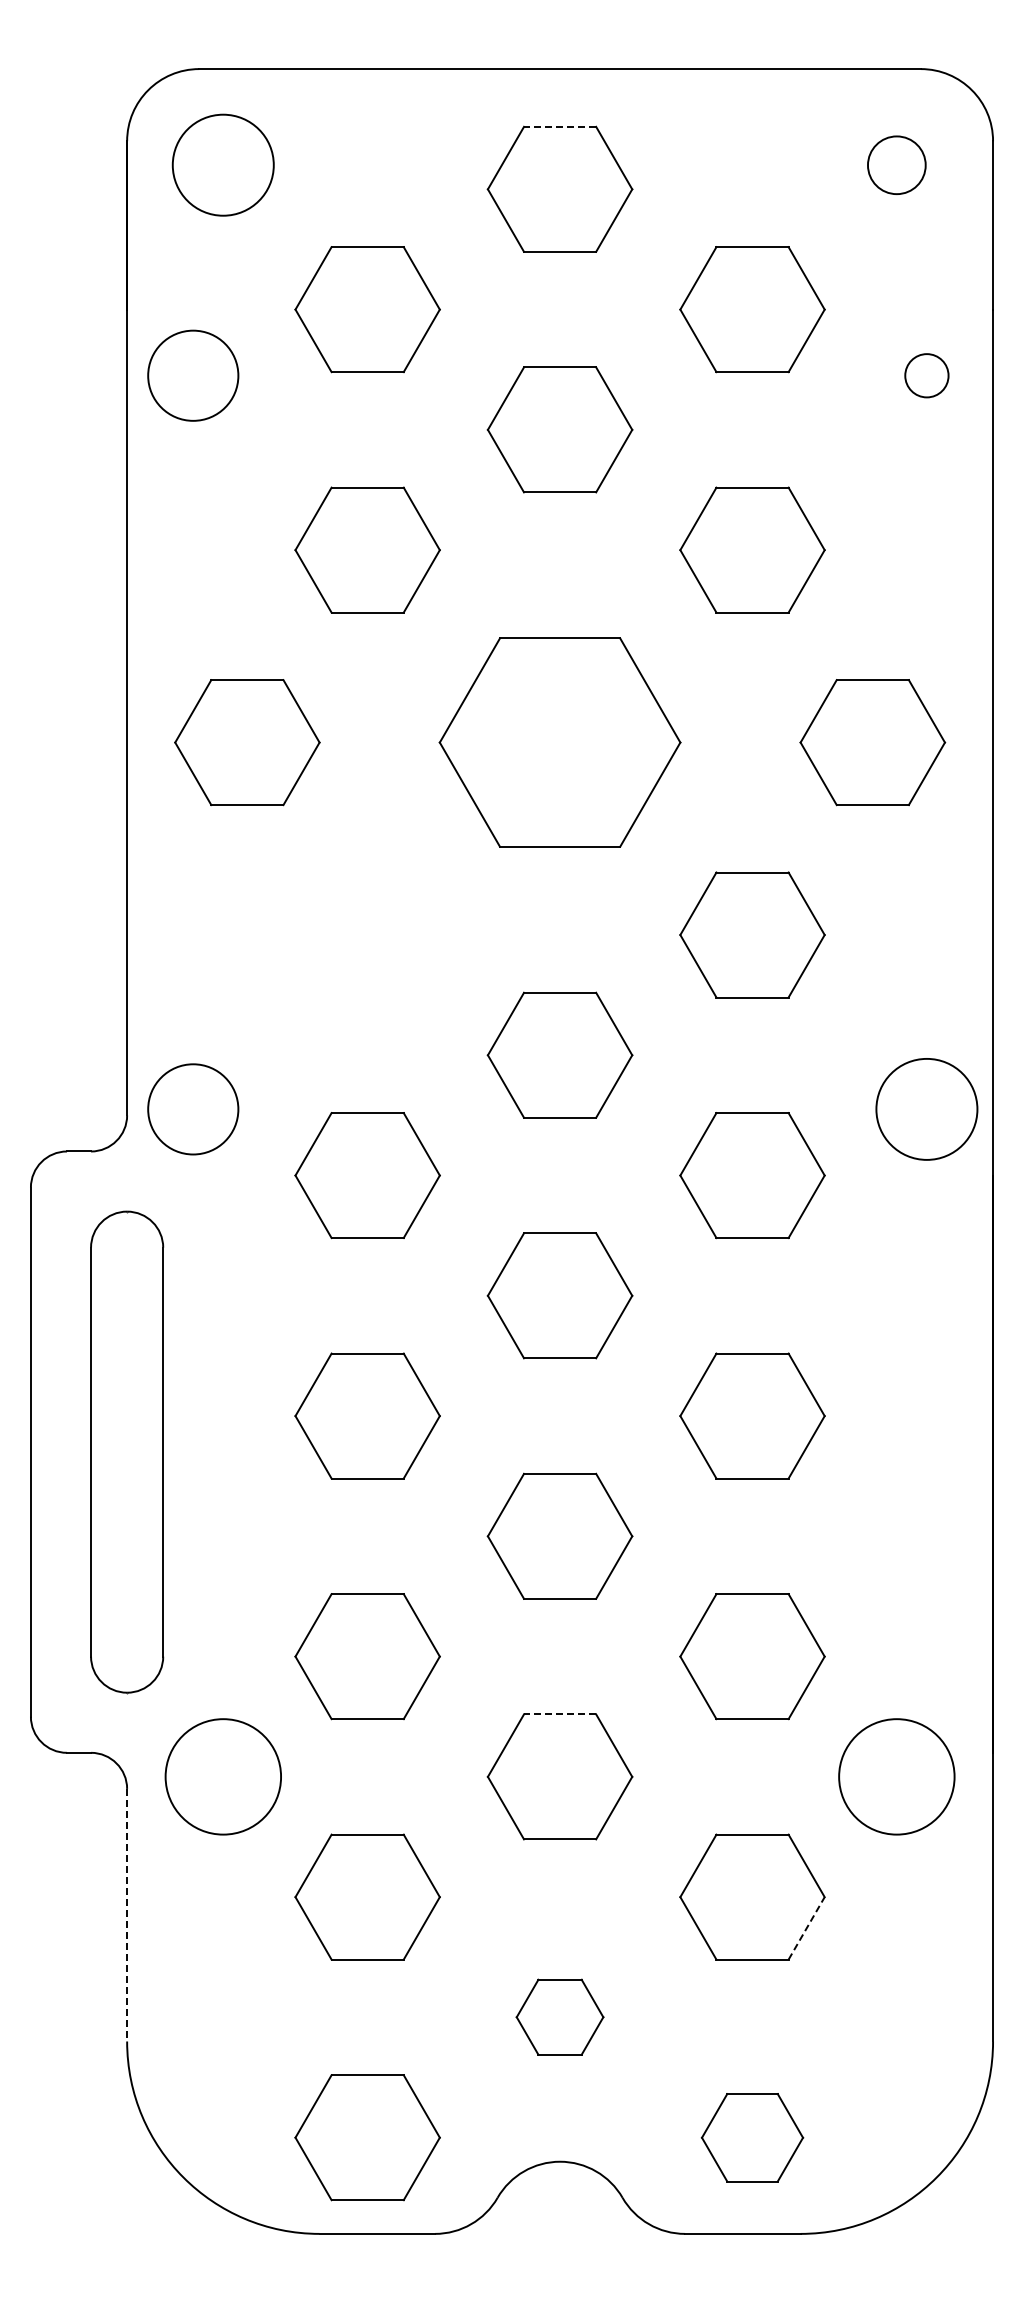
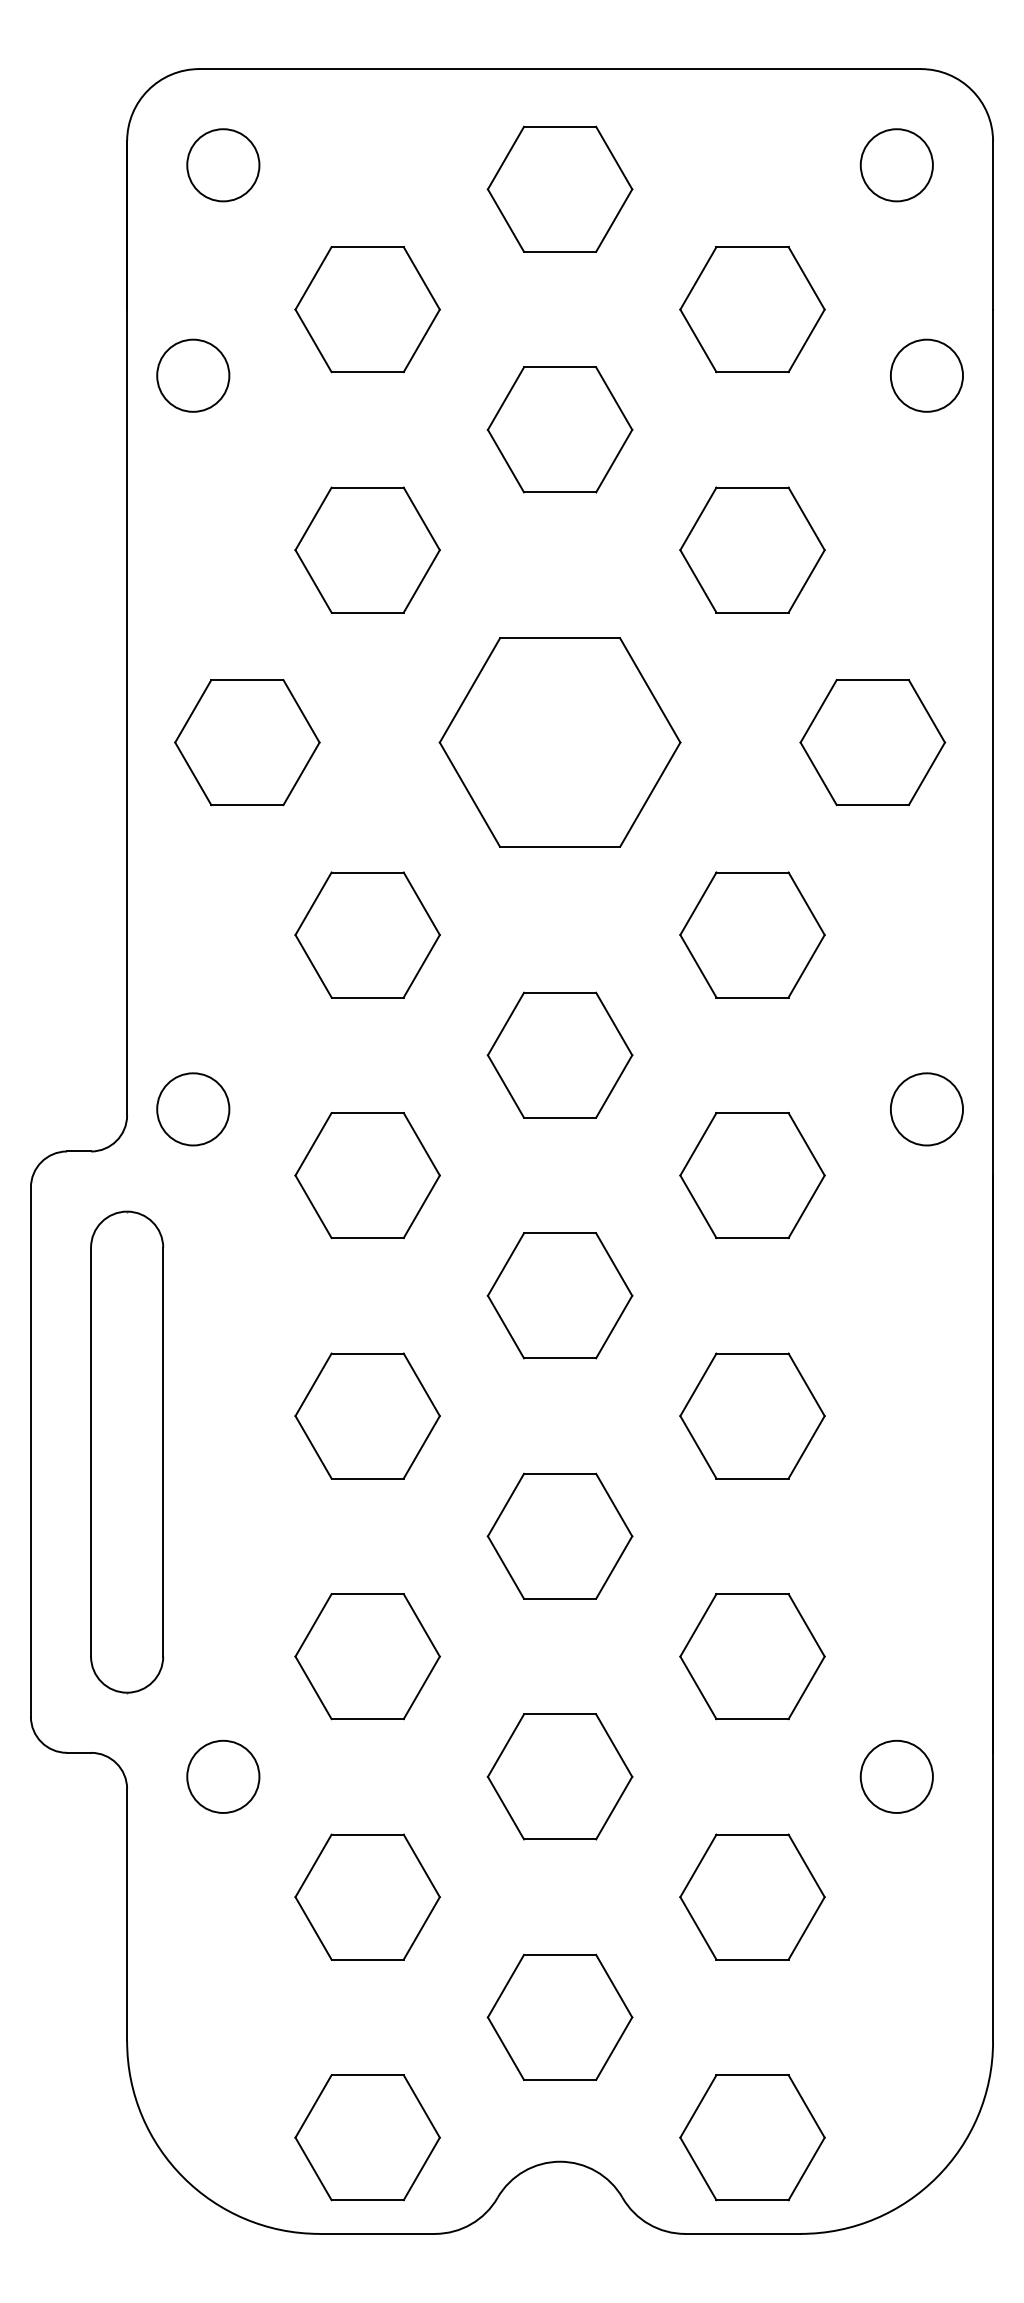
line: dashed -> solid (559, 126)
circle size: 104x104 px -> 75x75 px (223, 165)
circle diameter: 58 px -> 72 px (896, 165)
circle diameter: 90 px -> 72 px (193, 375)
circle diameter: 43 px -> 72 px (926, 375)
part: none -> present (367, 934)
circle diameter: 101 px -> 72 px (926, 1109)
circle diameter: 90 px -> 72 px (193, 1109)
line: dashed -> solid (559, 1714)
circle diameter: 115 px -> 72 px (223, 1776)
circle diameter: 115 px -> 72 px (896, 1776)
line: dashed -> solid (127, 1915)
line: dashed -> solid (806, 1927)
part size: 90x78 px -> 148x128 px (559, 2016)
part size: 105x90 px -> 147x128 px (752, 2137)
